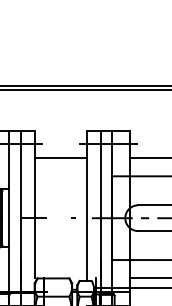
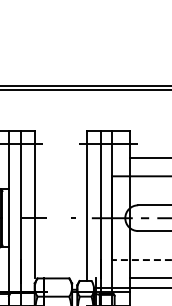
line: present -> none (60, 158)
line: solid -> dashed (141, 260)
